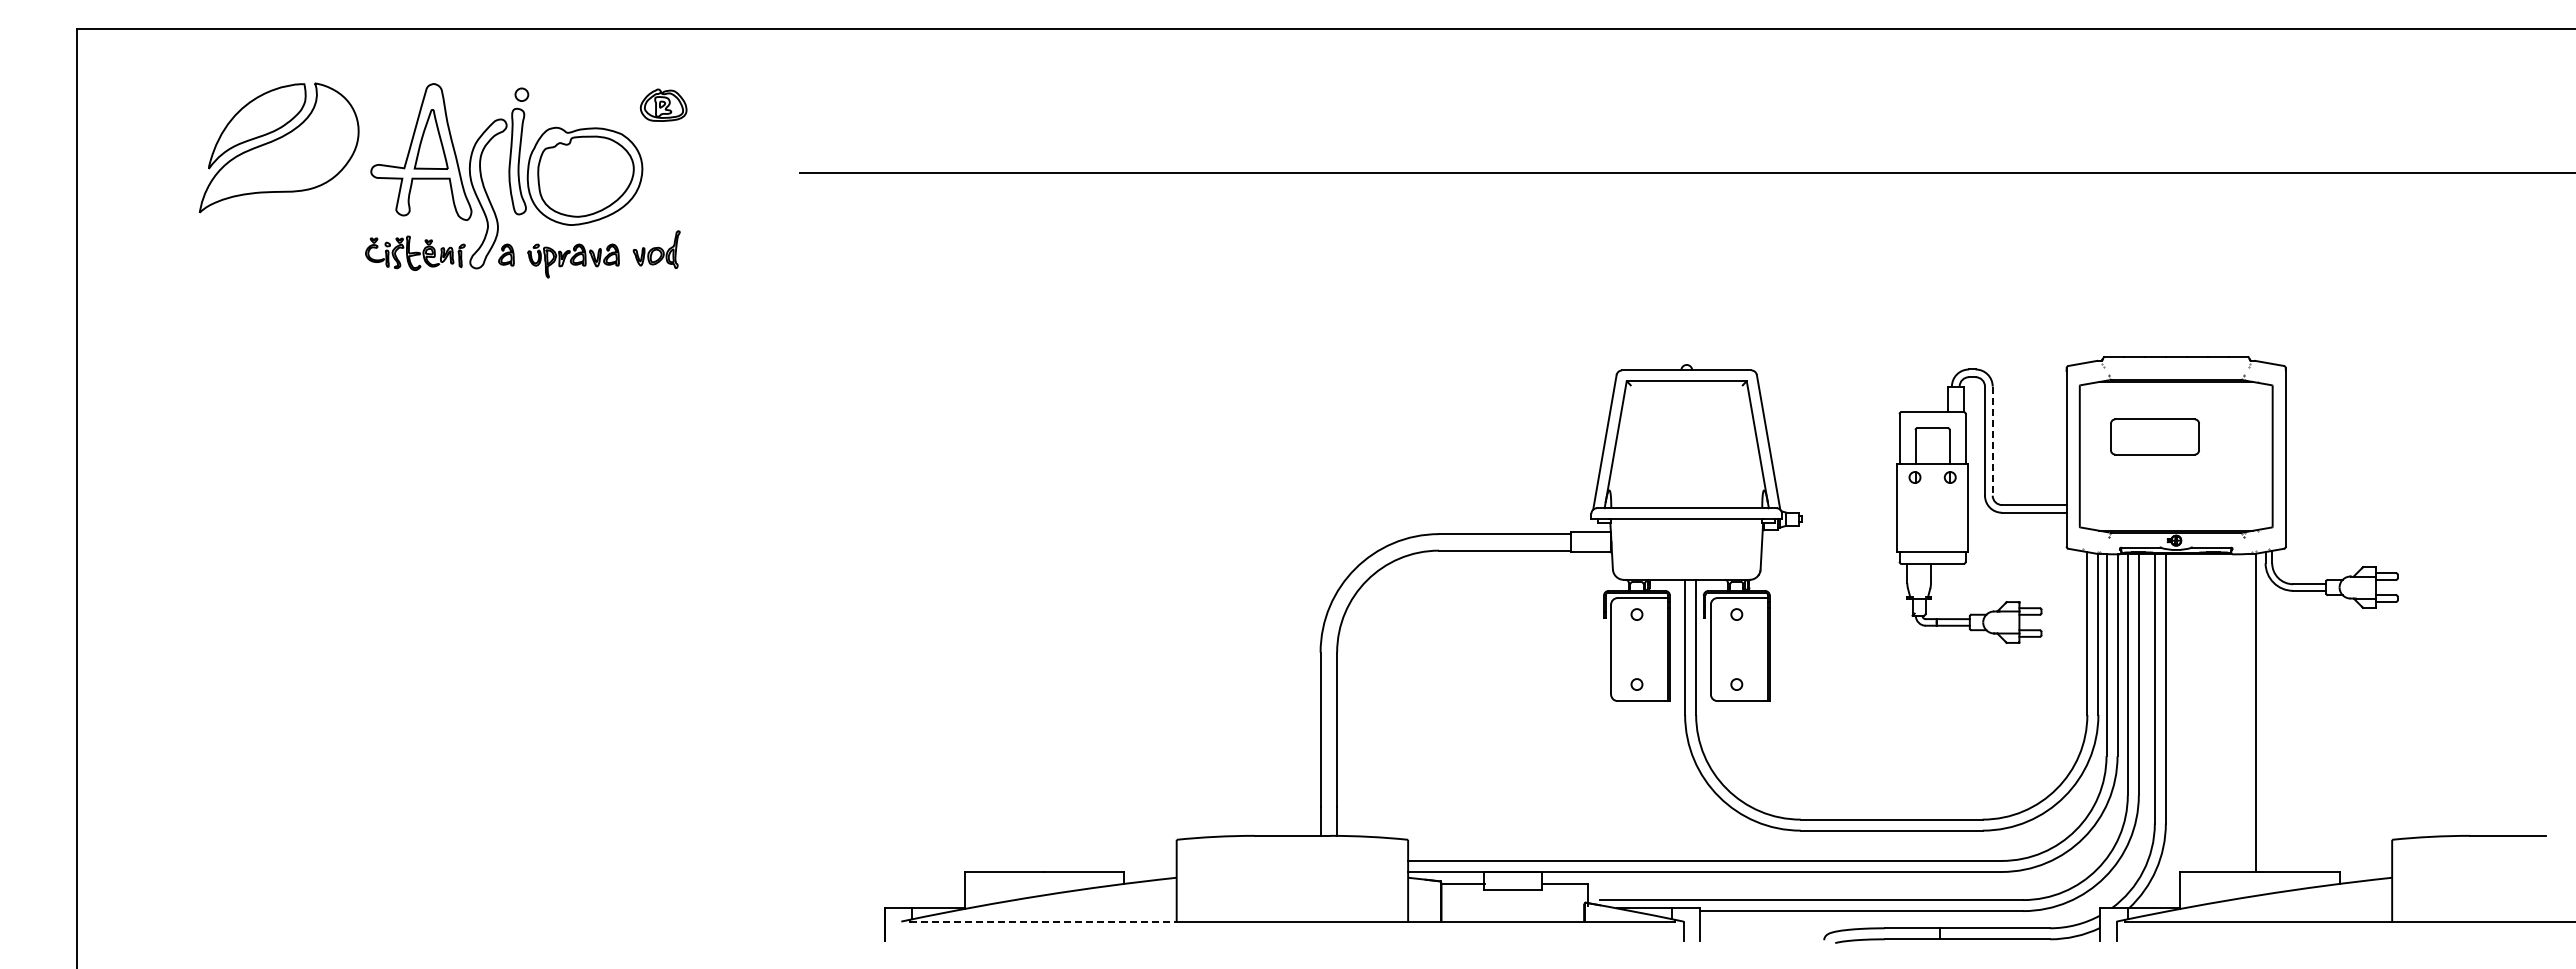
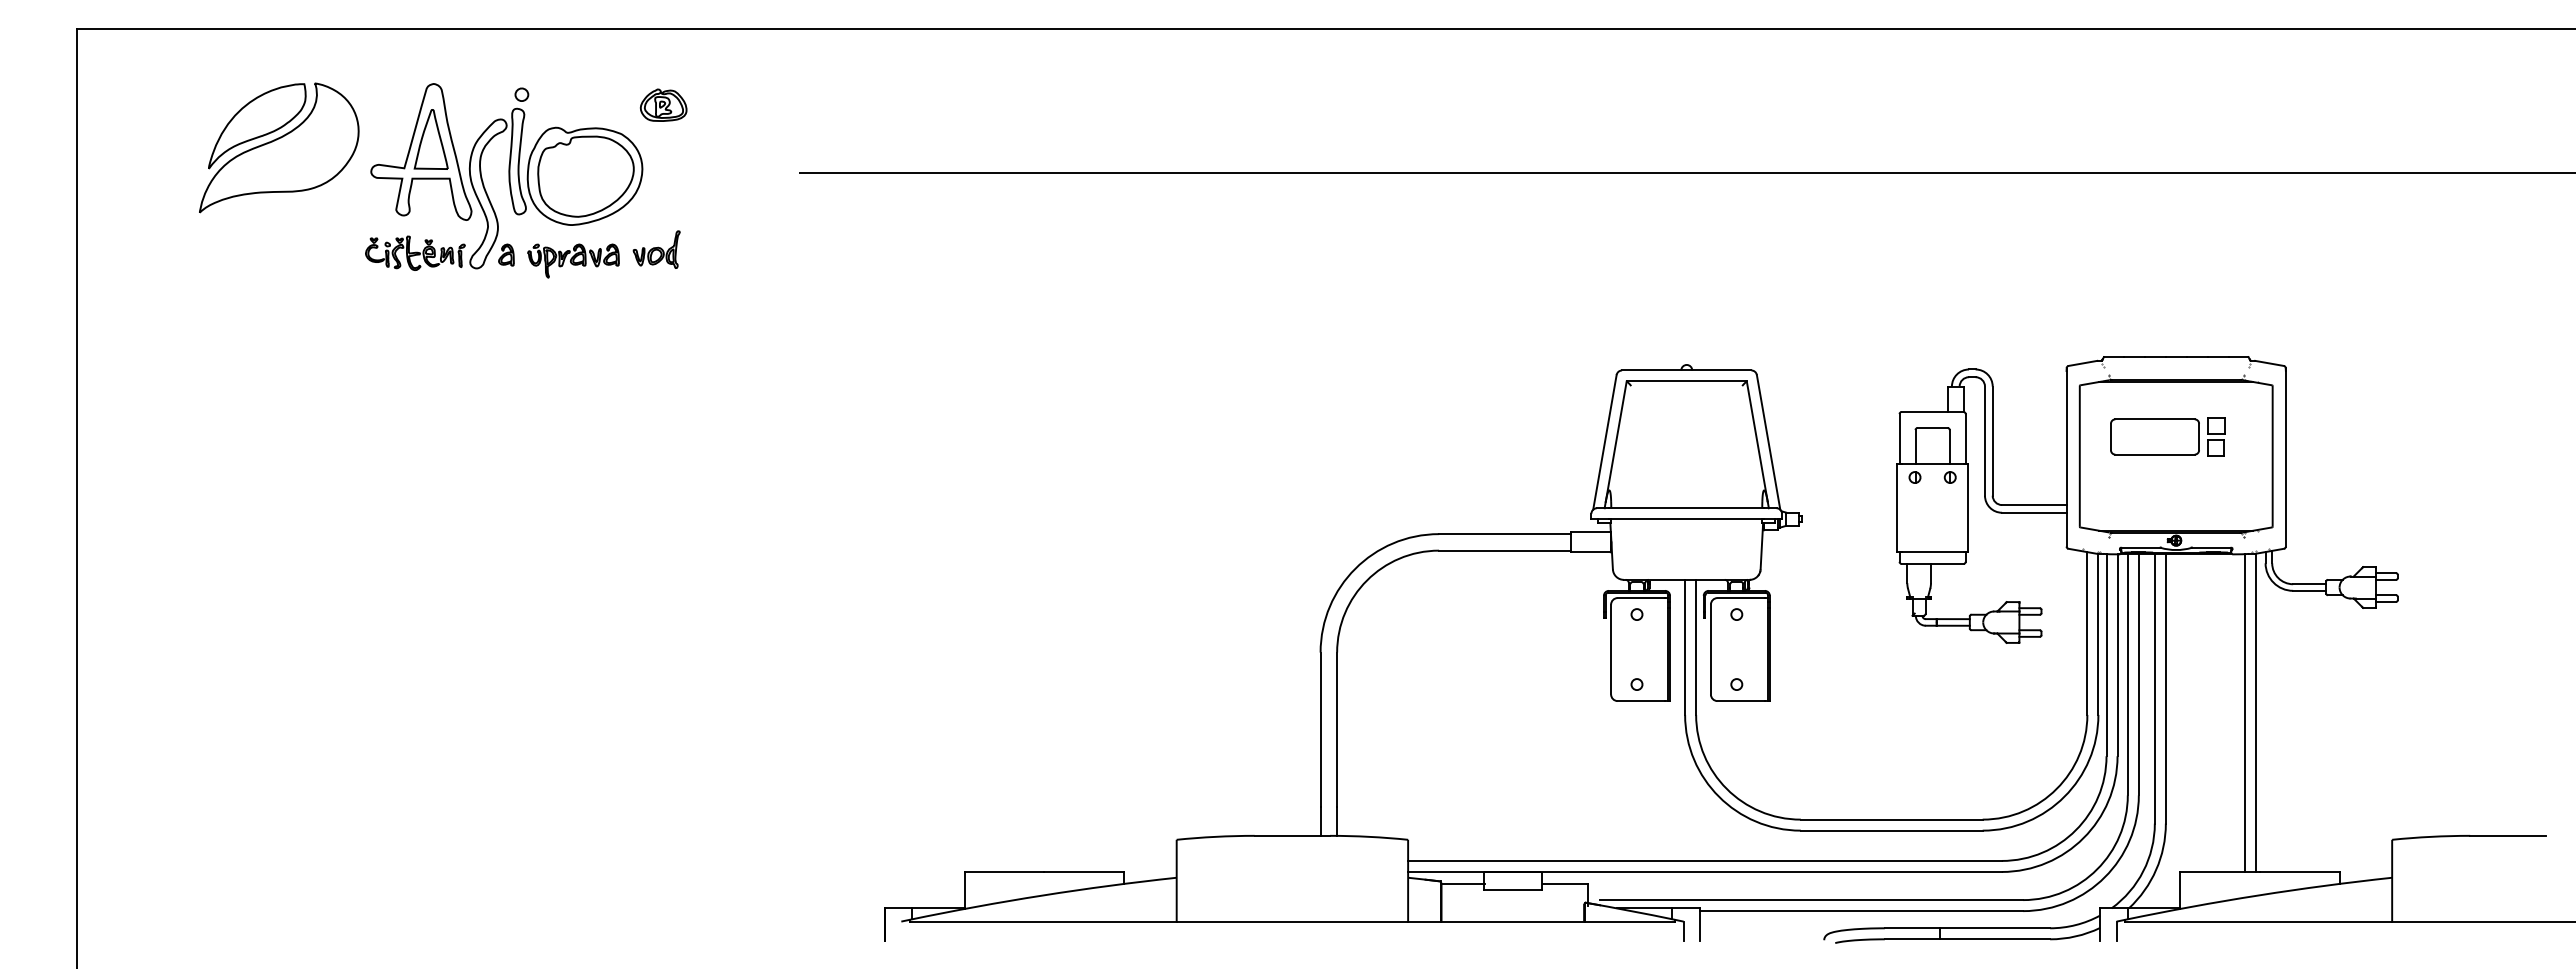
part: none -> present (2216, 436)
line: dashed -> solid (1992, 441)
line: none -> present (2245, 713)
line: dashed -> solid (1043, 921)
